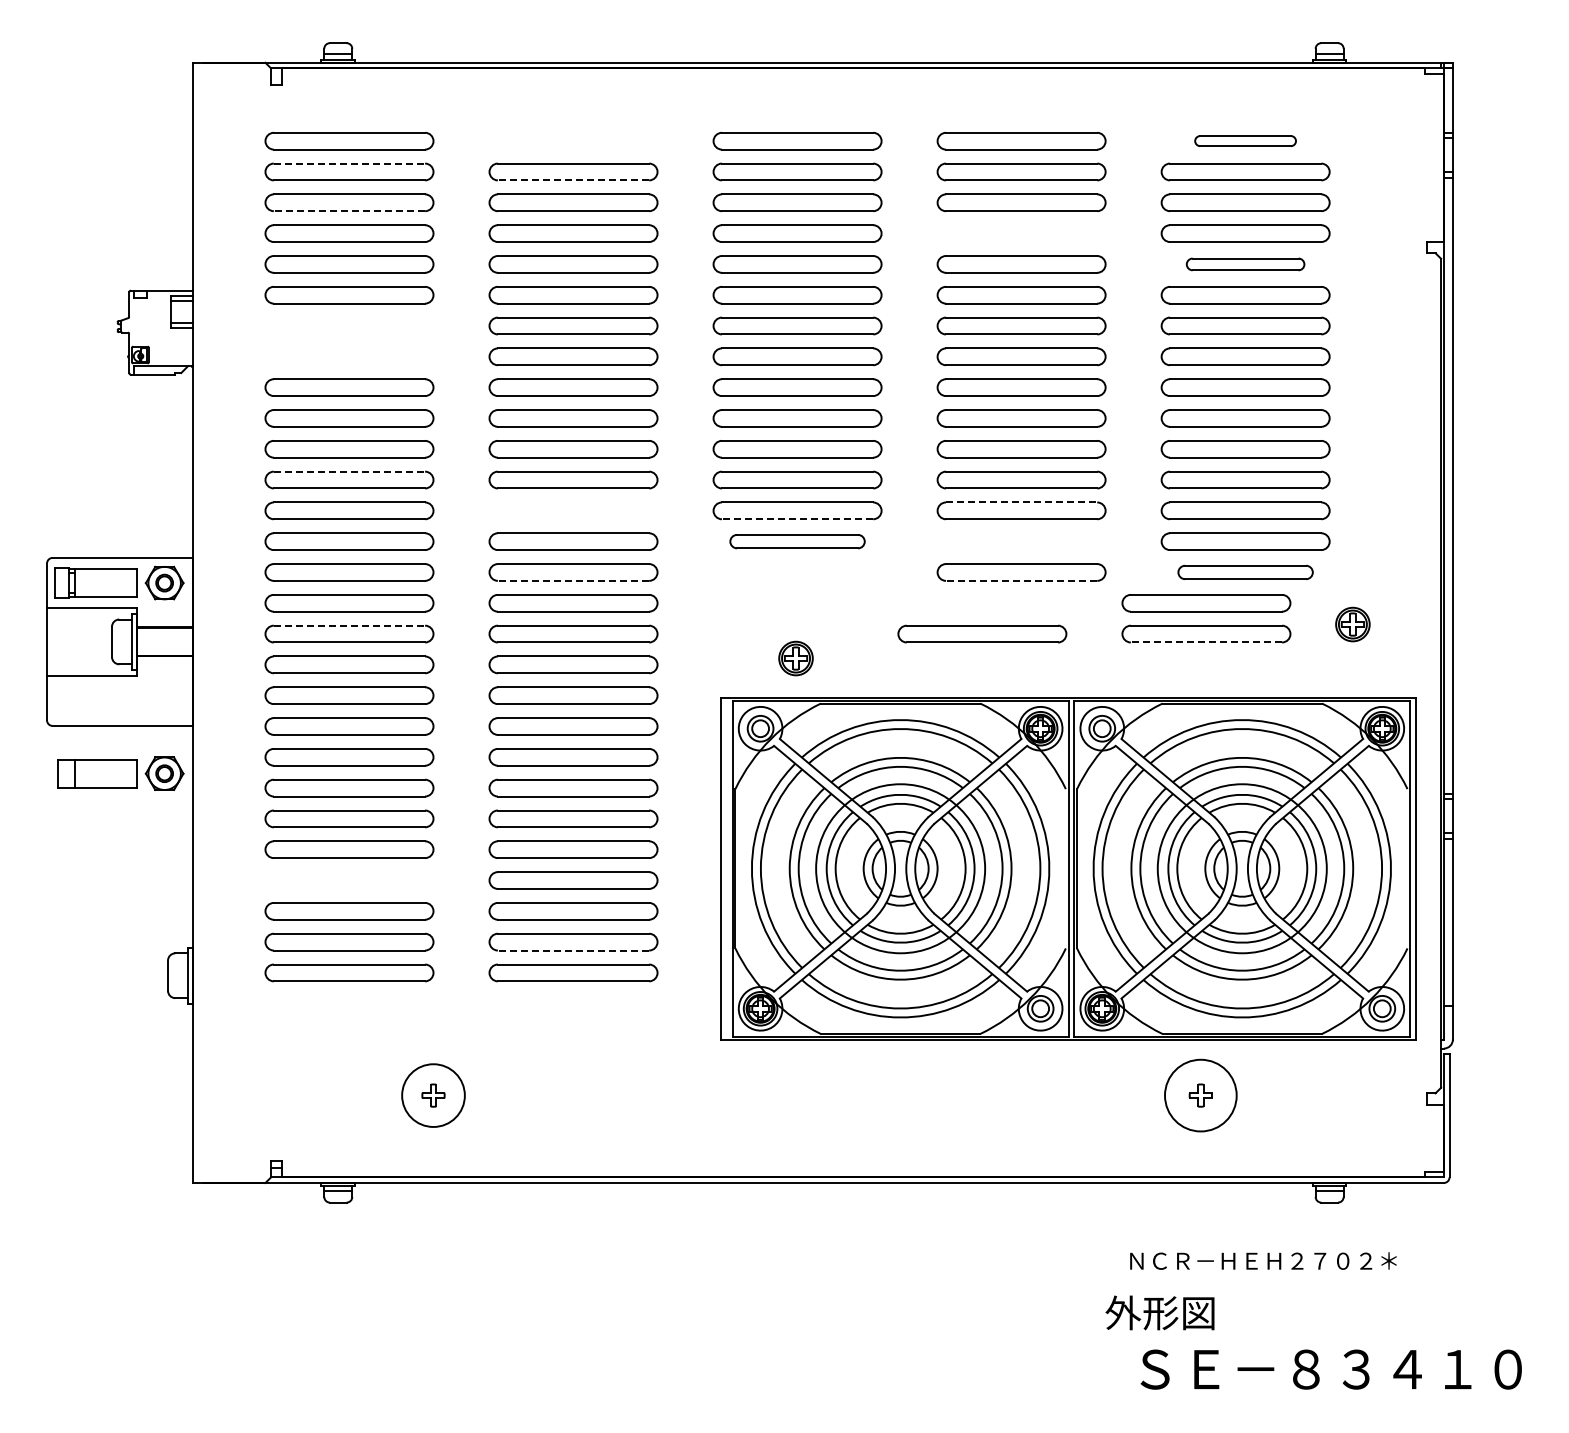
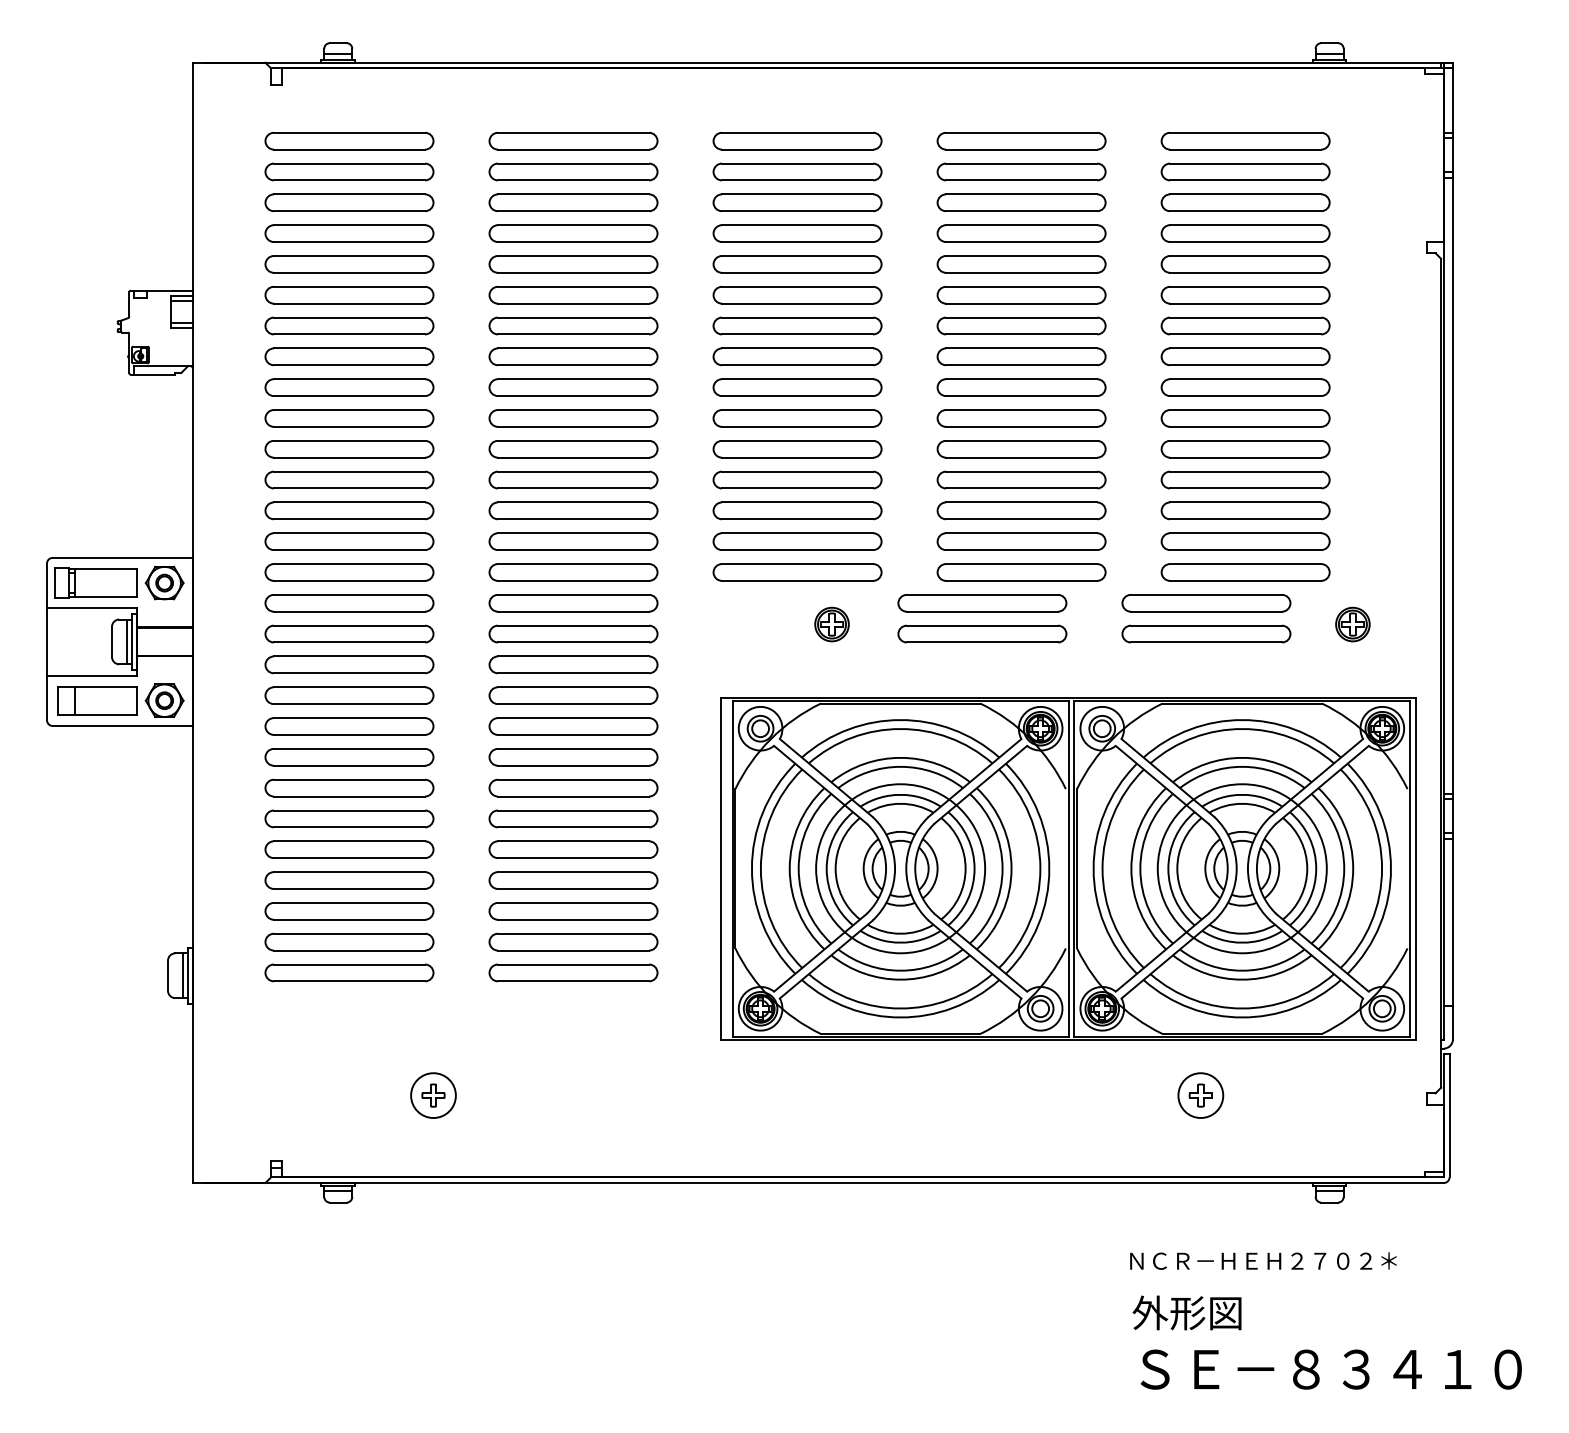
part size: 103x12 px -> 171x20 px (1245, 140)
part: none -> present (573, 141)
line: dashed -> solid (349, 163)
line: dashed -> solid (573, 180)
line: dashed -> solid (349, 211)
part: none -> present (1021, 233)
part size: 121x15 px -> 171x19 px (1245, 264)
part: none -> present (349, 325)
part: none -> present (349, 356)
line: dashed -> solid (349, 471)
line: dashed -> solid (1021, 502)
part: none -> present (573, 510)
line: dashed -> solid (797, 519)
part size: 137x16 px -> 171x19 px (797, 541)
part: none -> present (1021, 541)
part size: 137x16 px -> 171x19 px (1245, 572)
part: none -> present (797, 572)
line: dashed -> solid (573, 580)
line: dashed -> solid (1021, 580)
part: none -> present (982, 603)
line: dashed -> solid (349, 625)
line: none -> present (126, 641)
line: dashed -> solid (1206, 642)
part position: (795, 658) -> (831, 624) (831, 624)
part position: (120, 773) -> (120, 700) (120, 700)
part: none -> present (349, 880)
line: dashed -> solid (573, 950)
line: none -> present (182, 975)
circle diameter: 63 px -> 45 px (433, 1095)
circle diameter: 72 px -> 45 px (1200, 1095)
text position: (1159, 1312) -> (1186, 1312) (1186, 1312)
